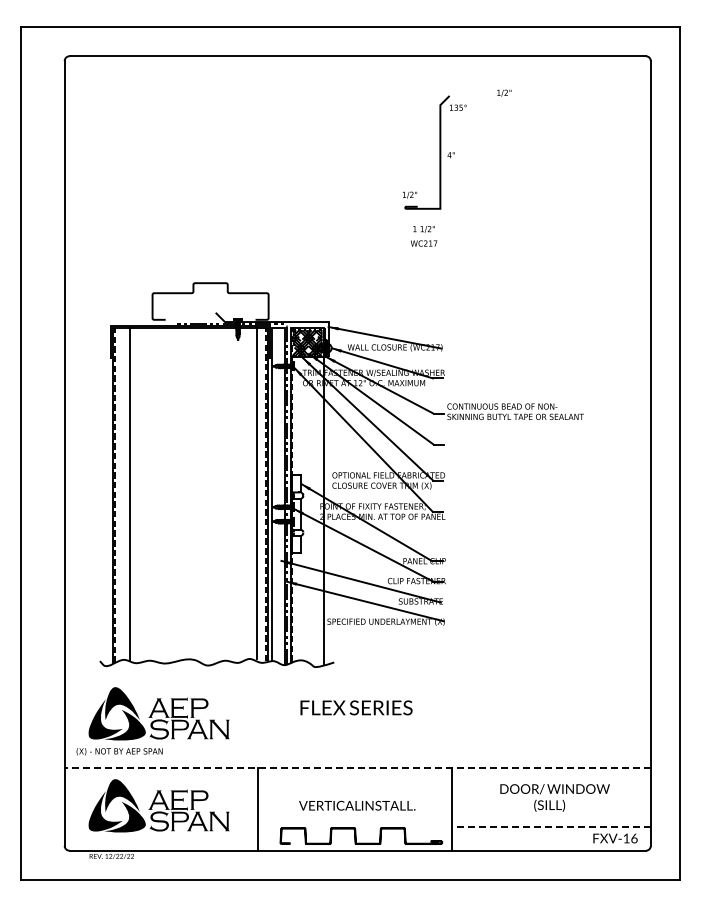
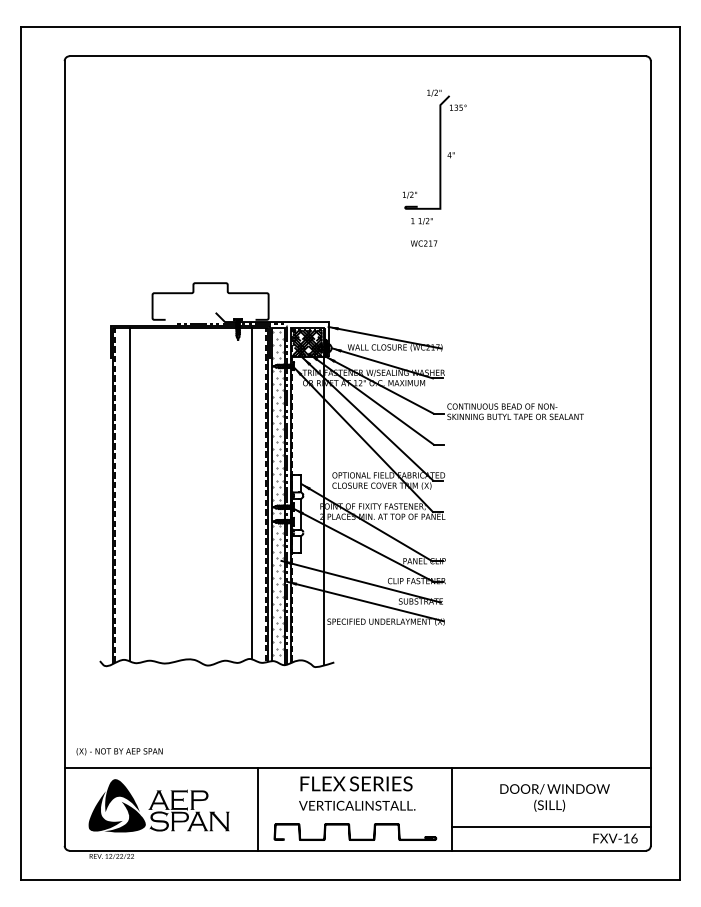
text position: (504, 92) -> (434, 92) (434, 92)
text position: (423, 229) -> (421, 221) (421, 221)
line position: (257, 493) -> (252, 493) (252, 493)
hatch: none -> present (278, 493)
text position: (356, 707) -> (356, 783) (356, 783)
part: present -> none (158, 713)
line: dashed -> solid (357, 768)
line: dashed -> solid (551, 826)
part position: (361, 835) -> (355, 831) (355, 831)
